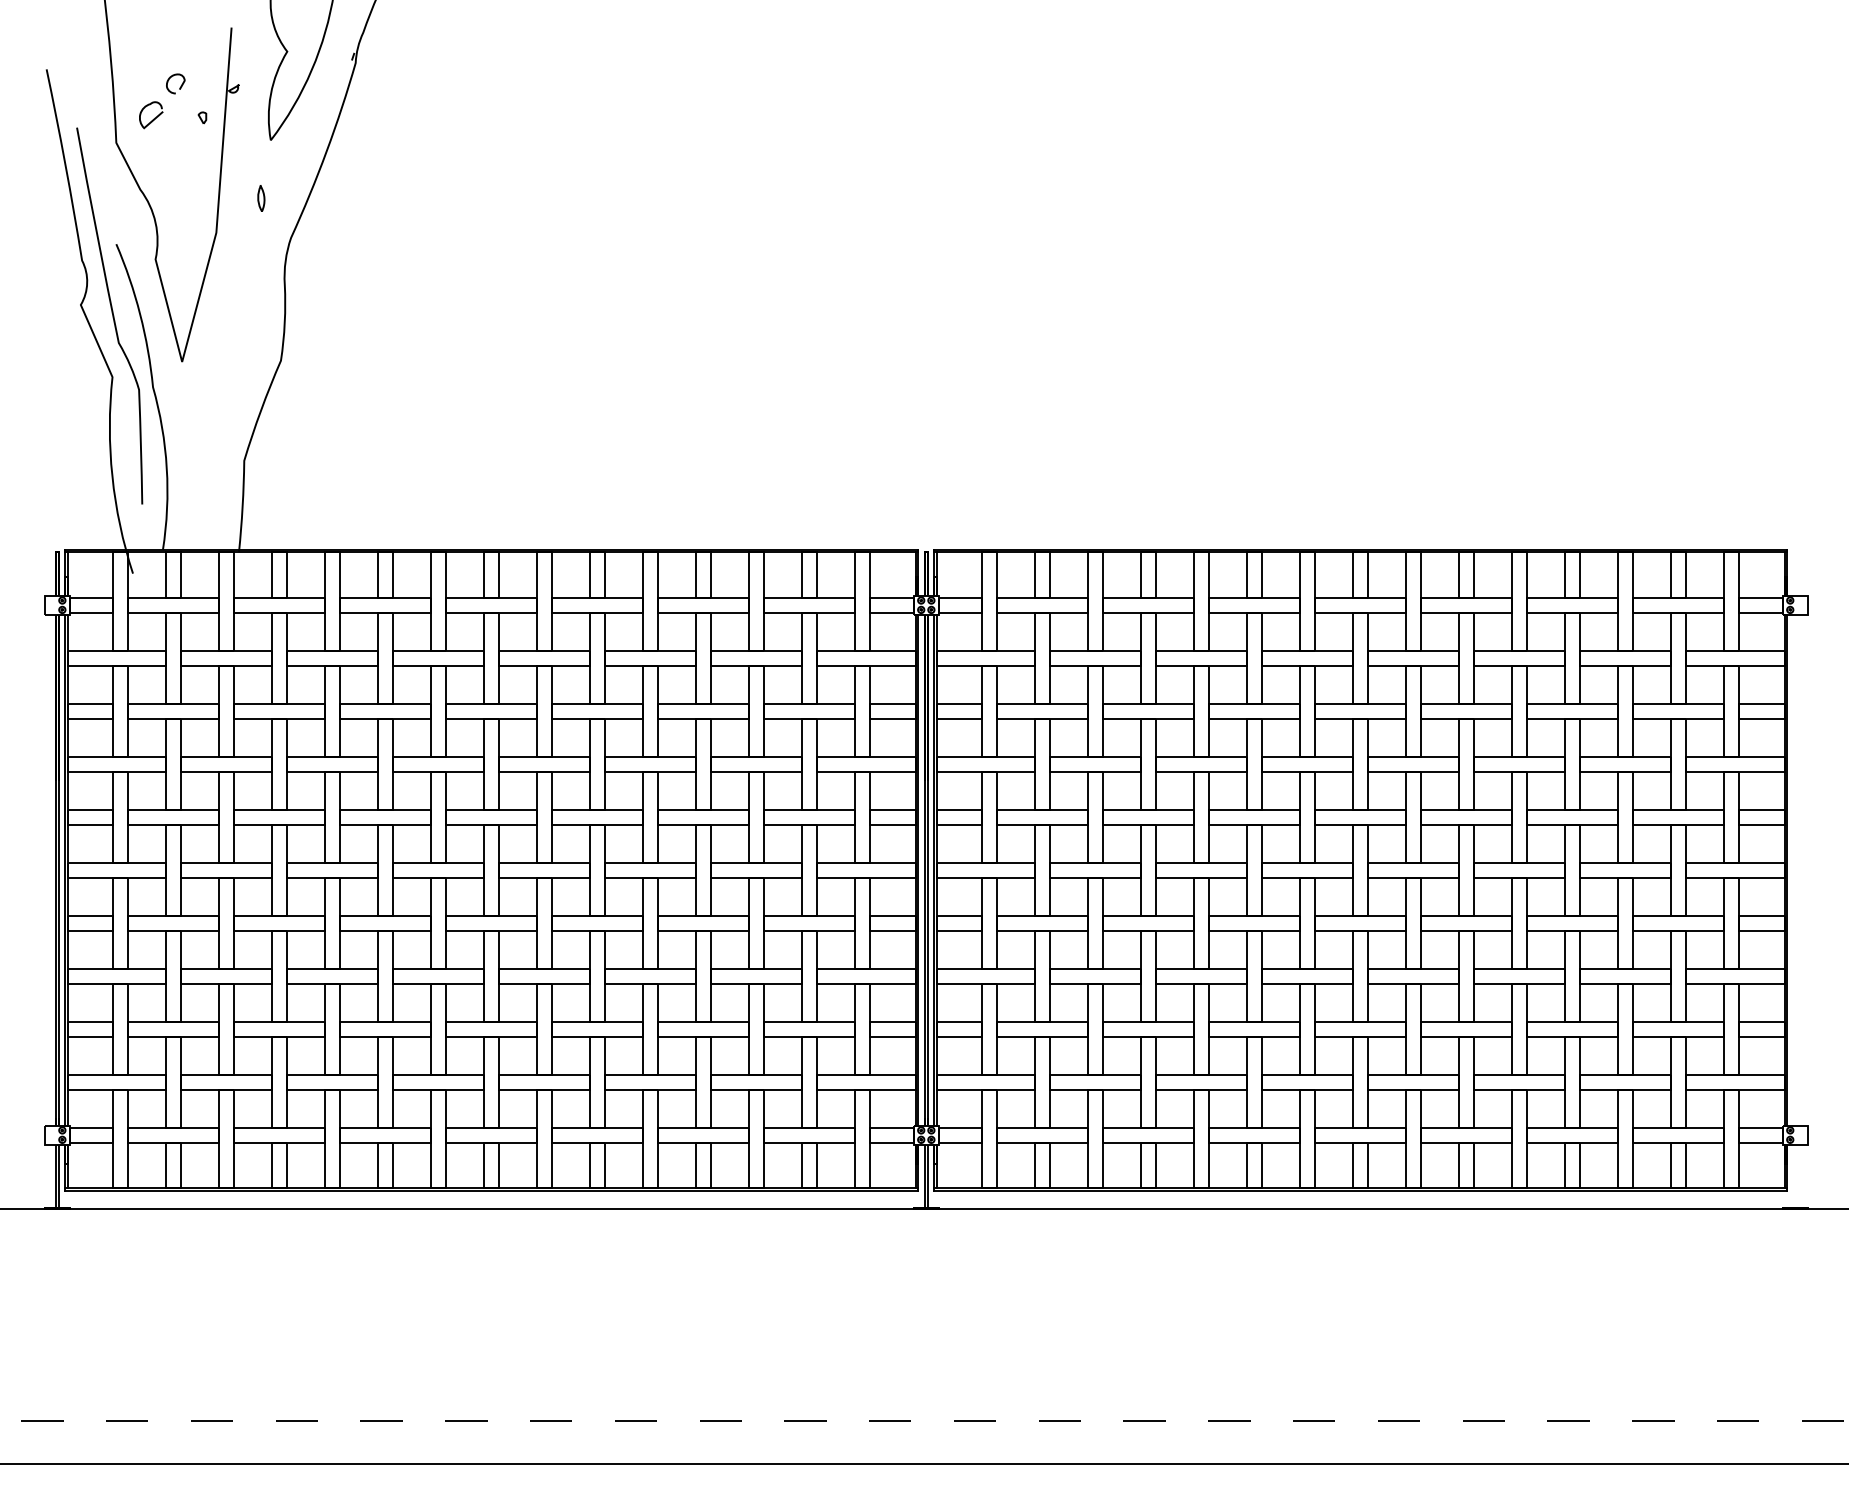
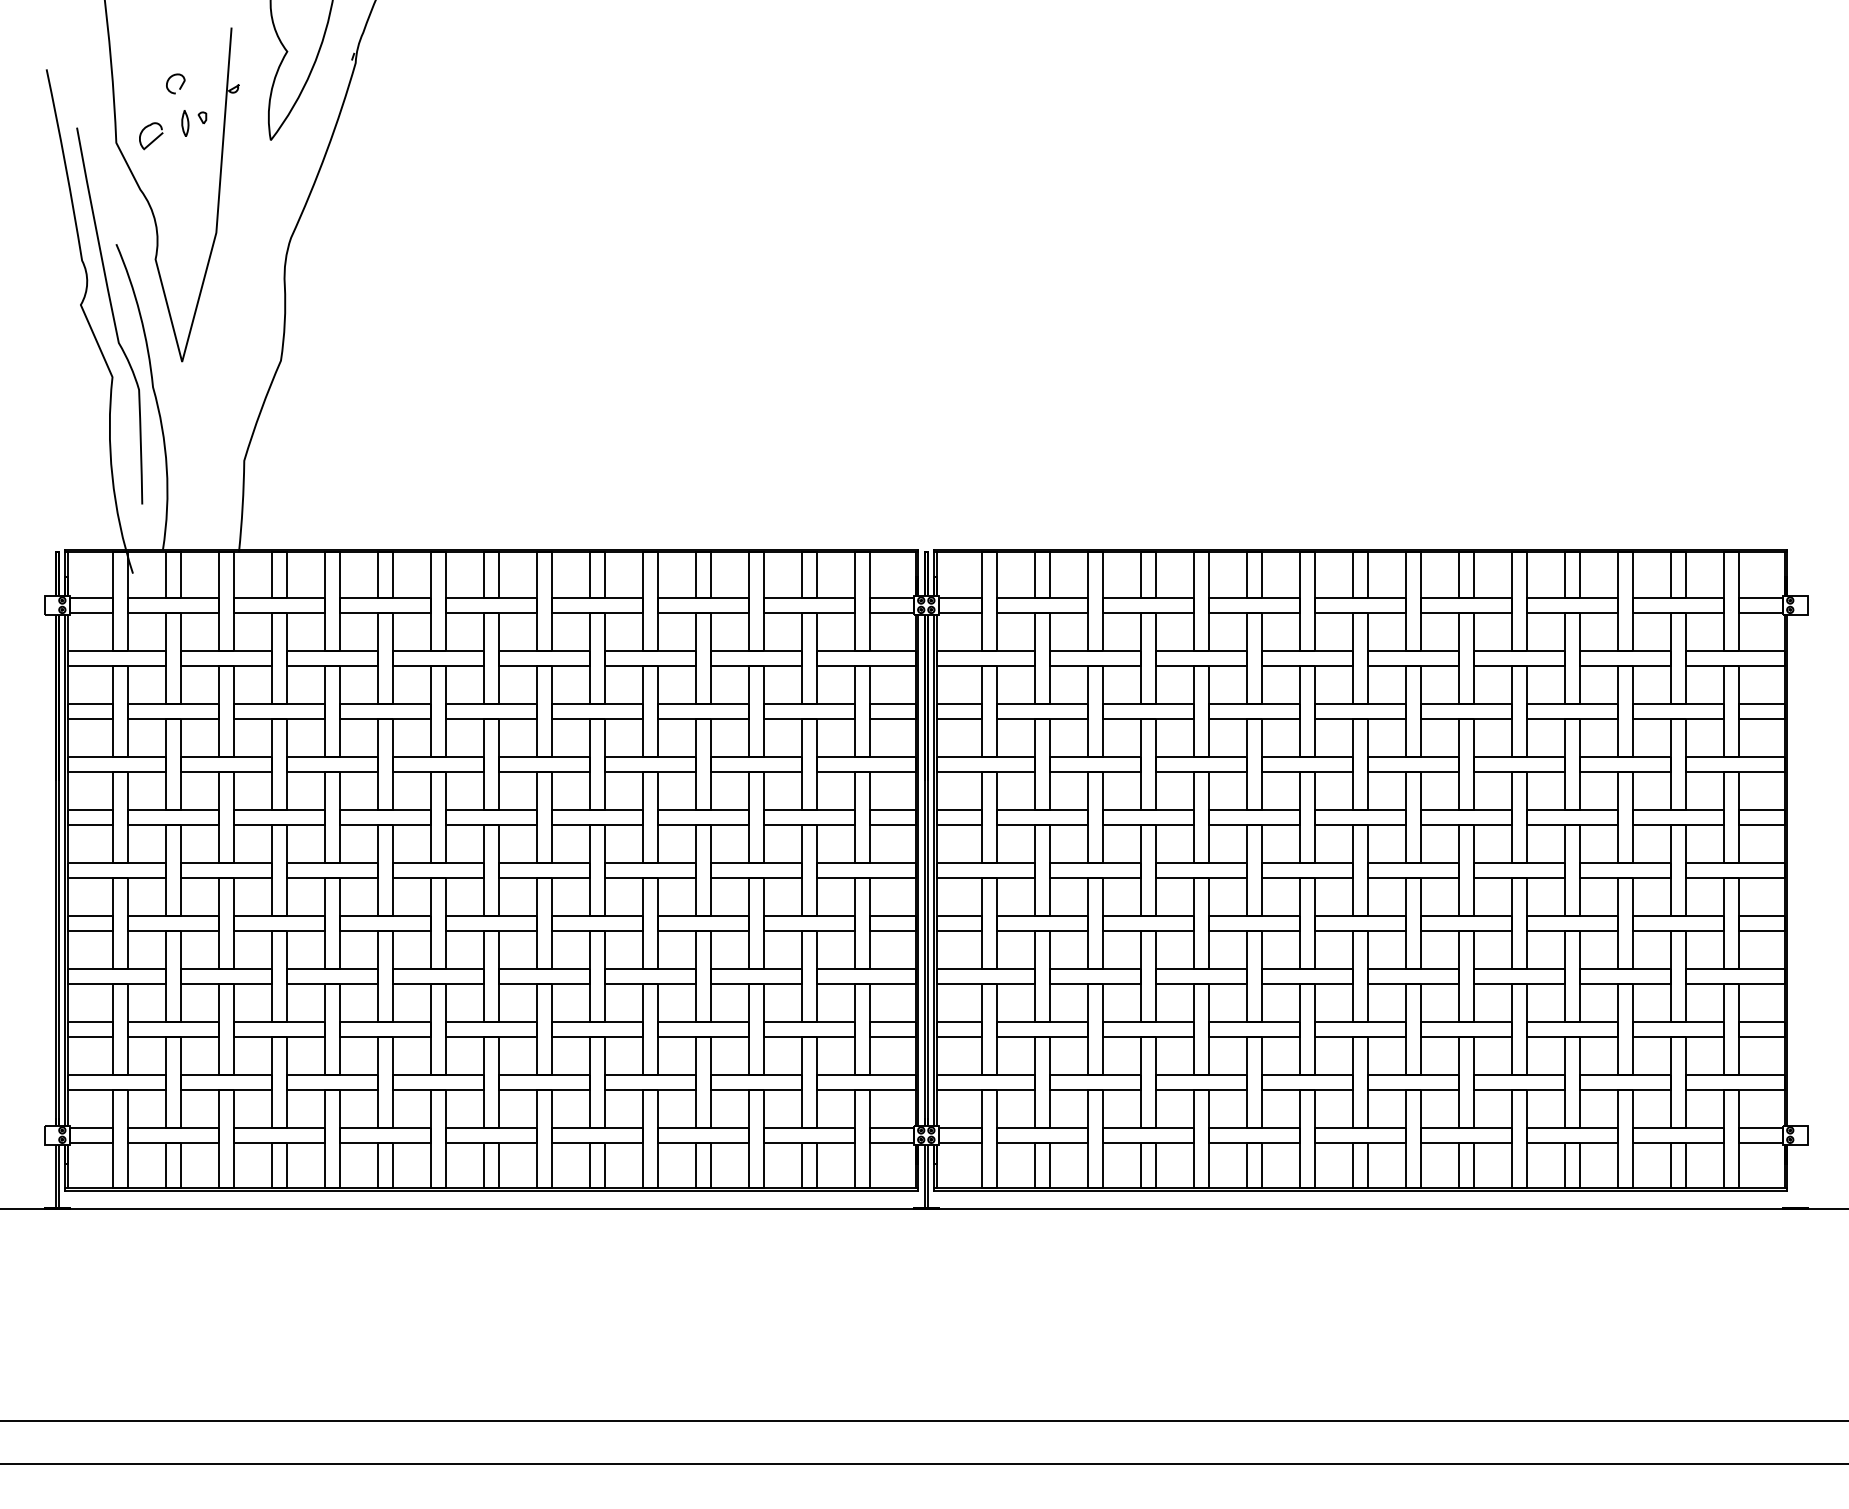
curve position: (154, 117) -> (154, 138) (154, 138)
curve position: (259, 198) -> (183, 123) (183, 123)
line: dashed -> solid (924, 1421)
